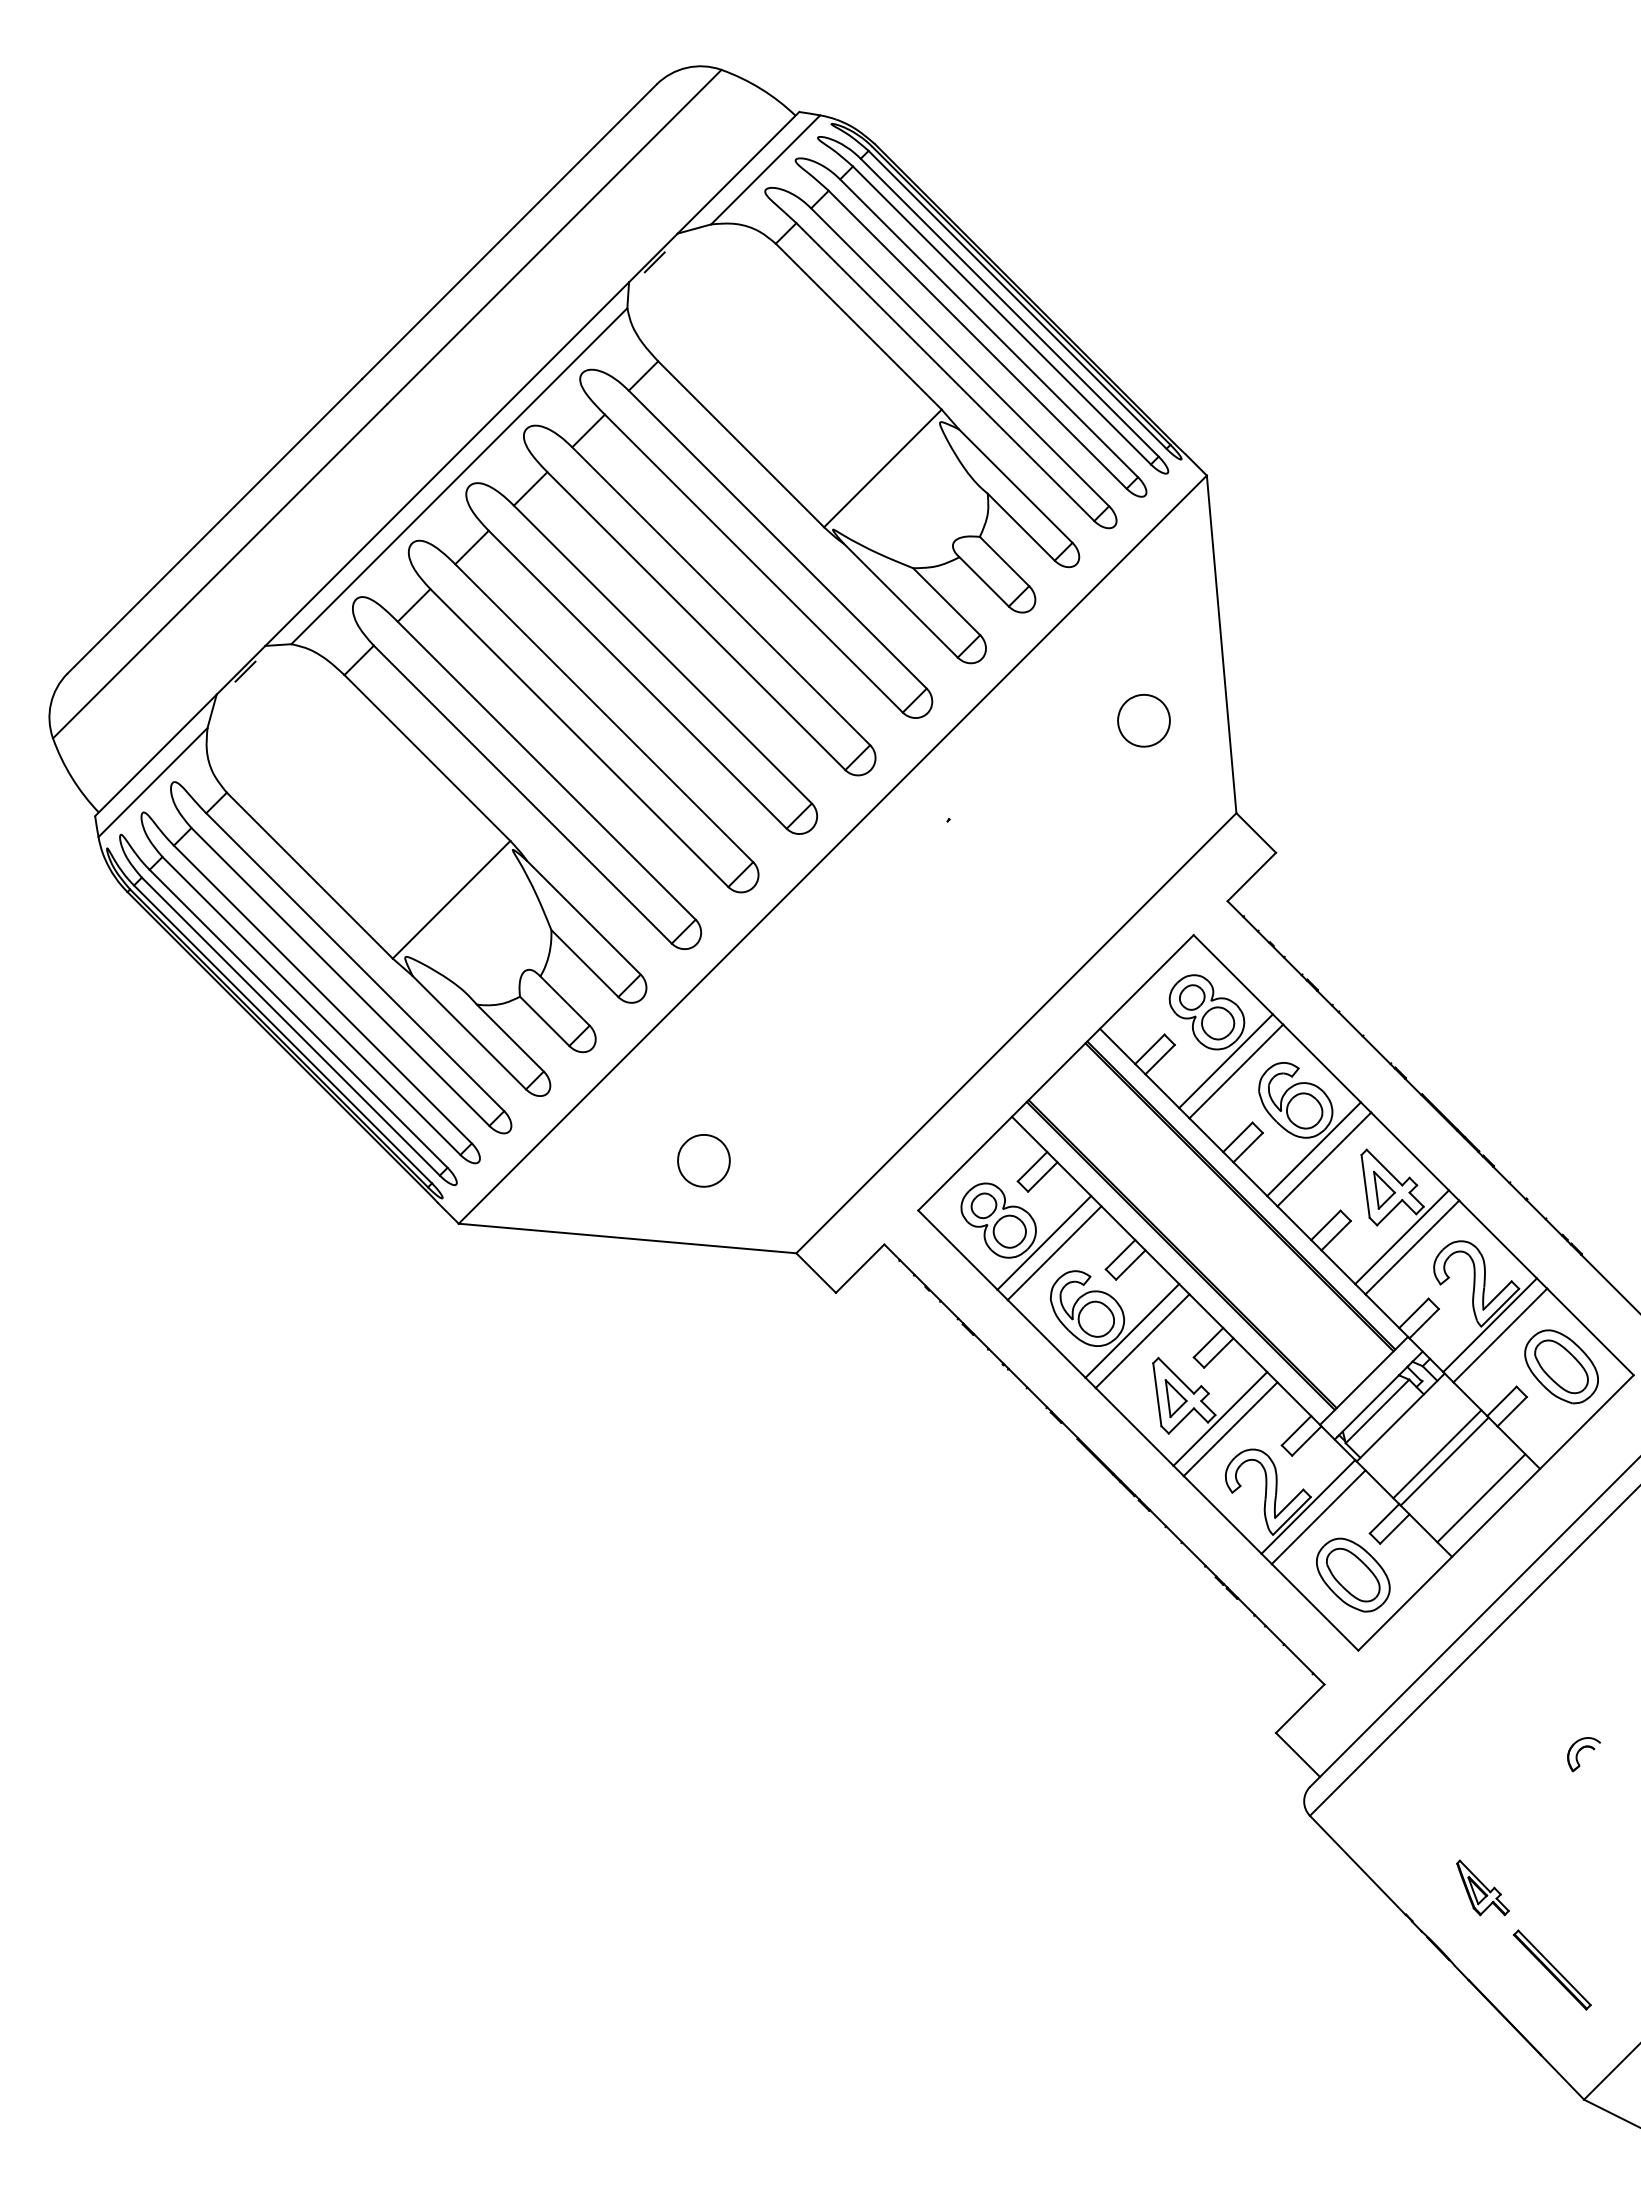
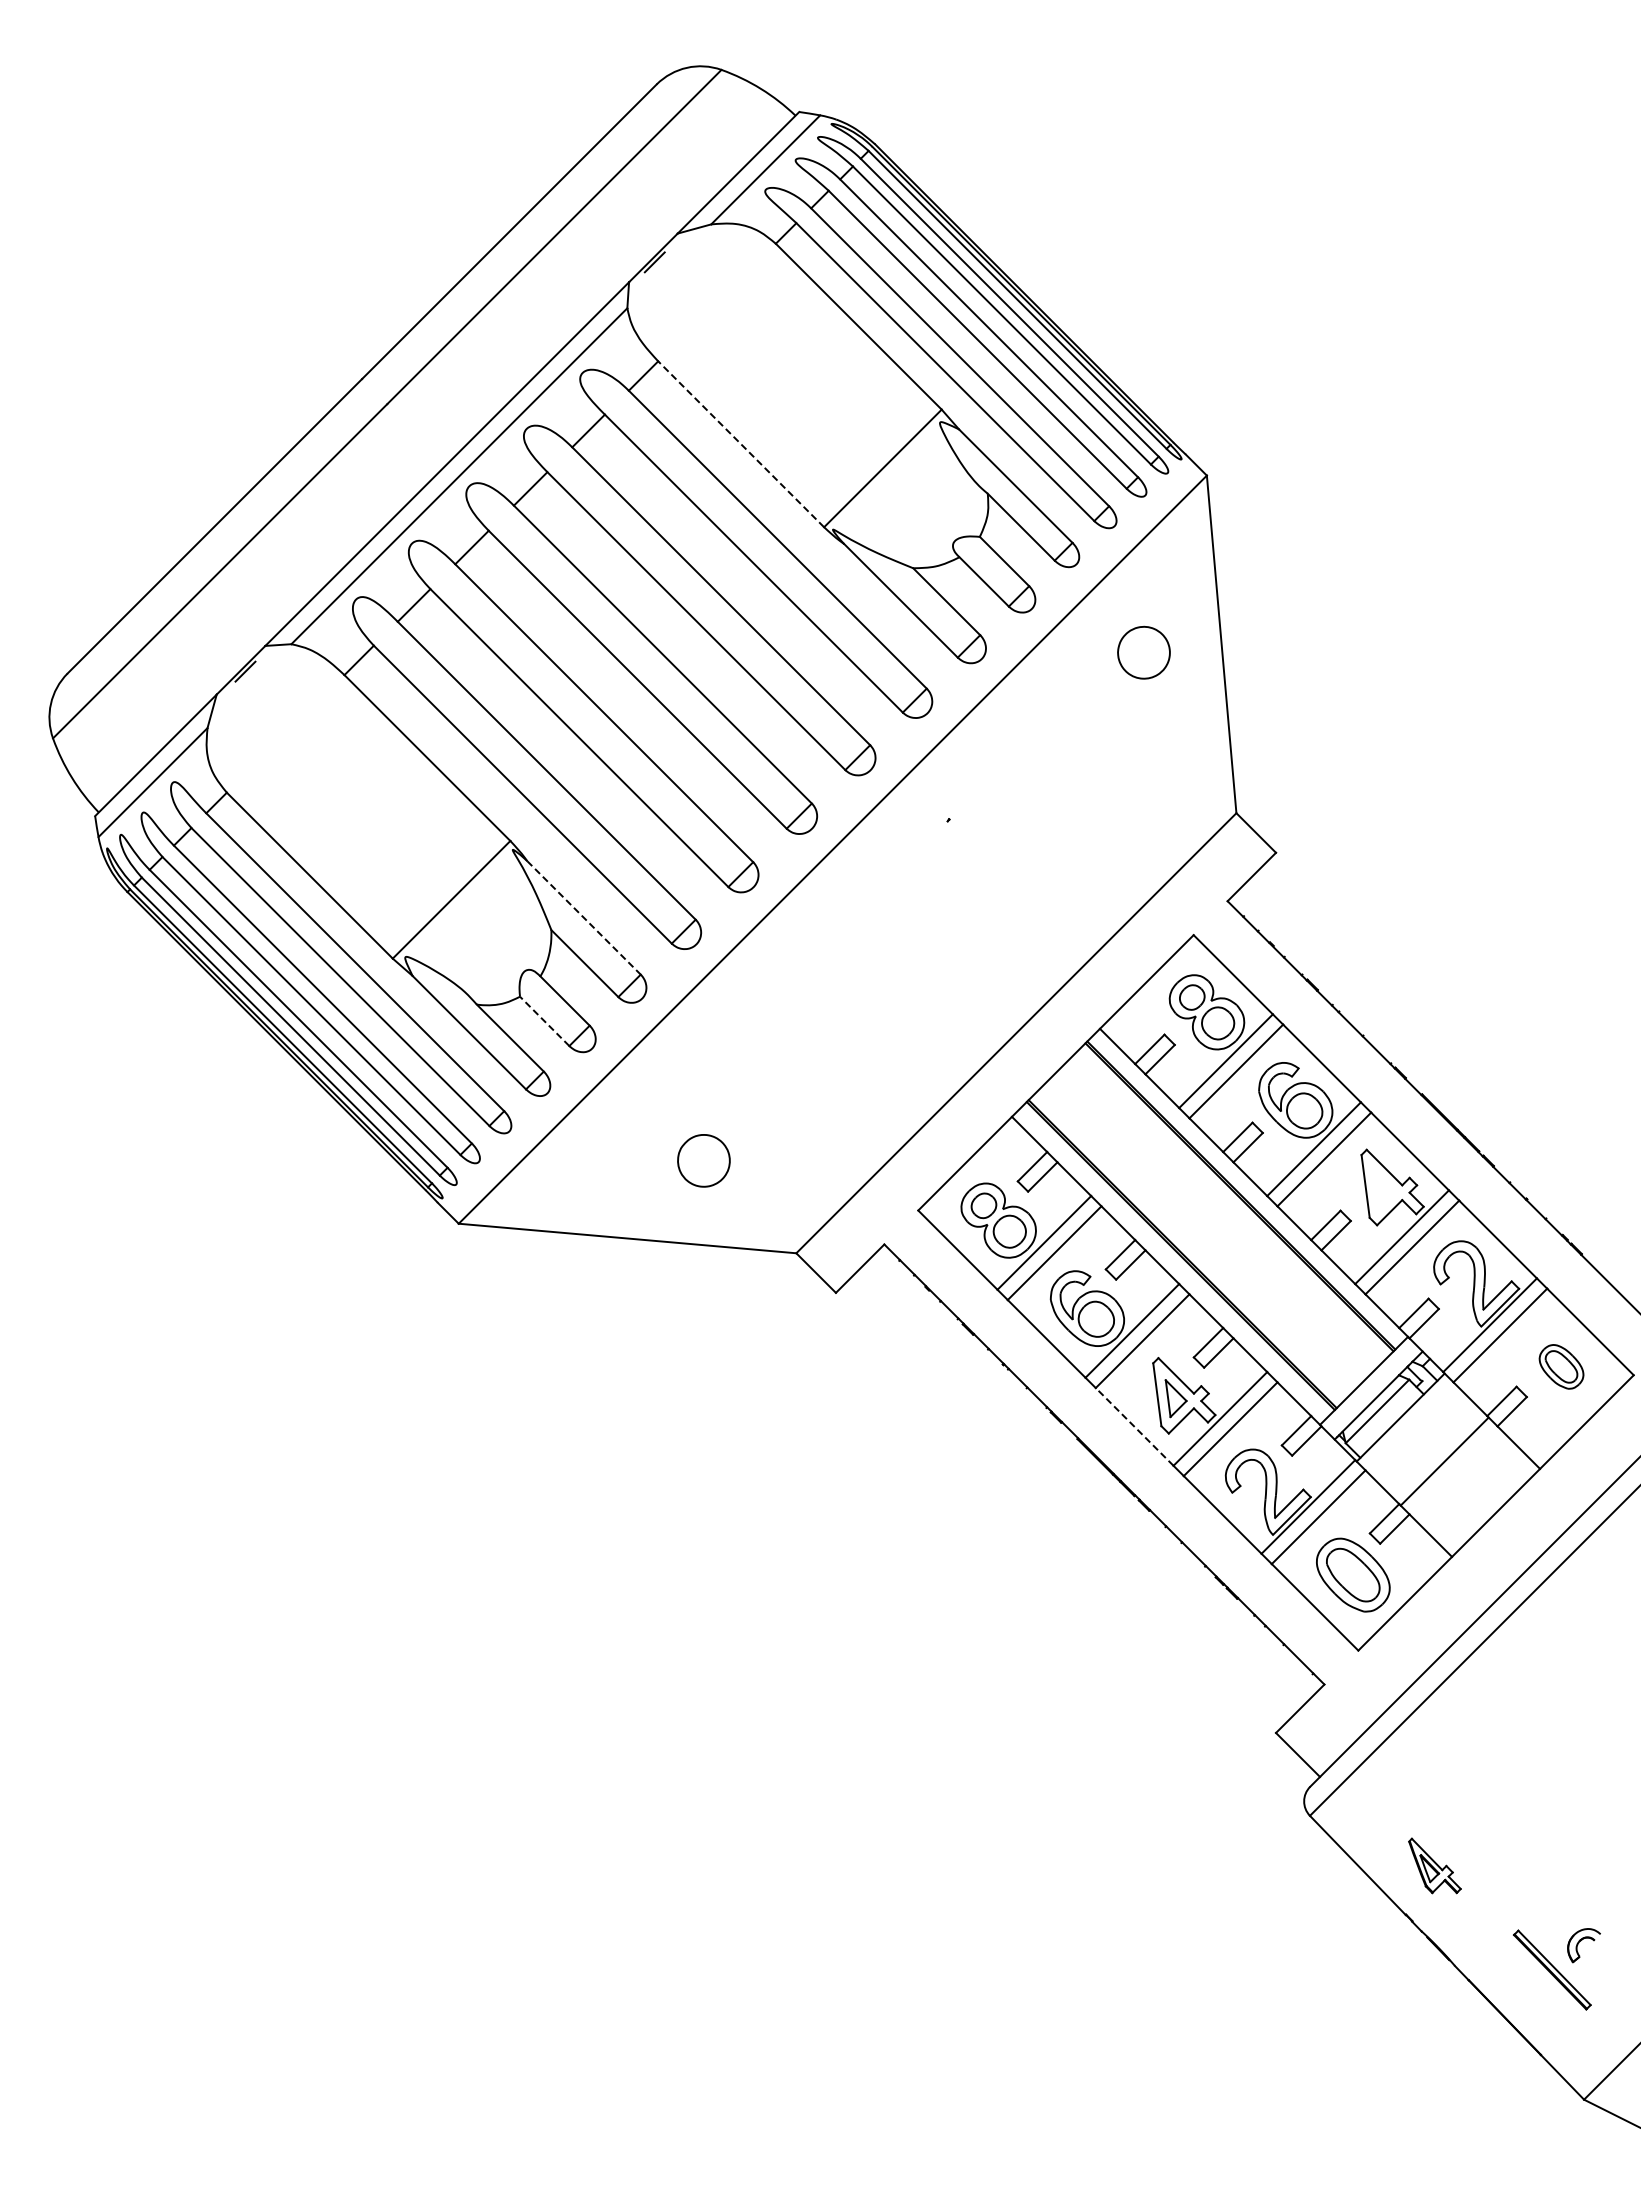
line: solid -> dashed (740, 443)
part position: (1143, 720) -> (1143, 652) (1143, 652)
line: solid -> dashed (584, 918)
line: solid -> dashed (544, 1021)
part: present -> none (1384, 1189)
part size: 75x76 px -> 47x46 px (1561, 1366)
line: solid -> dashed (1134, 1426)
line: present -> none (1437, 1454)
line: present -> none (1481, 1498)
part position: (1583, 1754) -> (1583, 1945) (1583, 1945)
part position: (1482, 1887) -> (1434, 1865) (1434, 1865)
